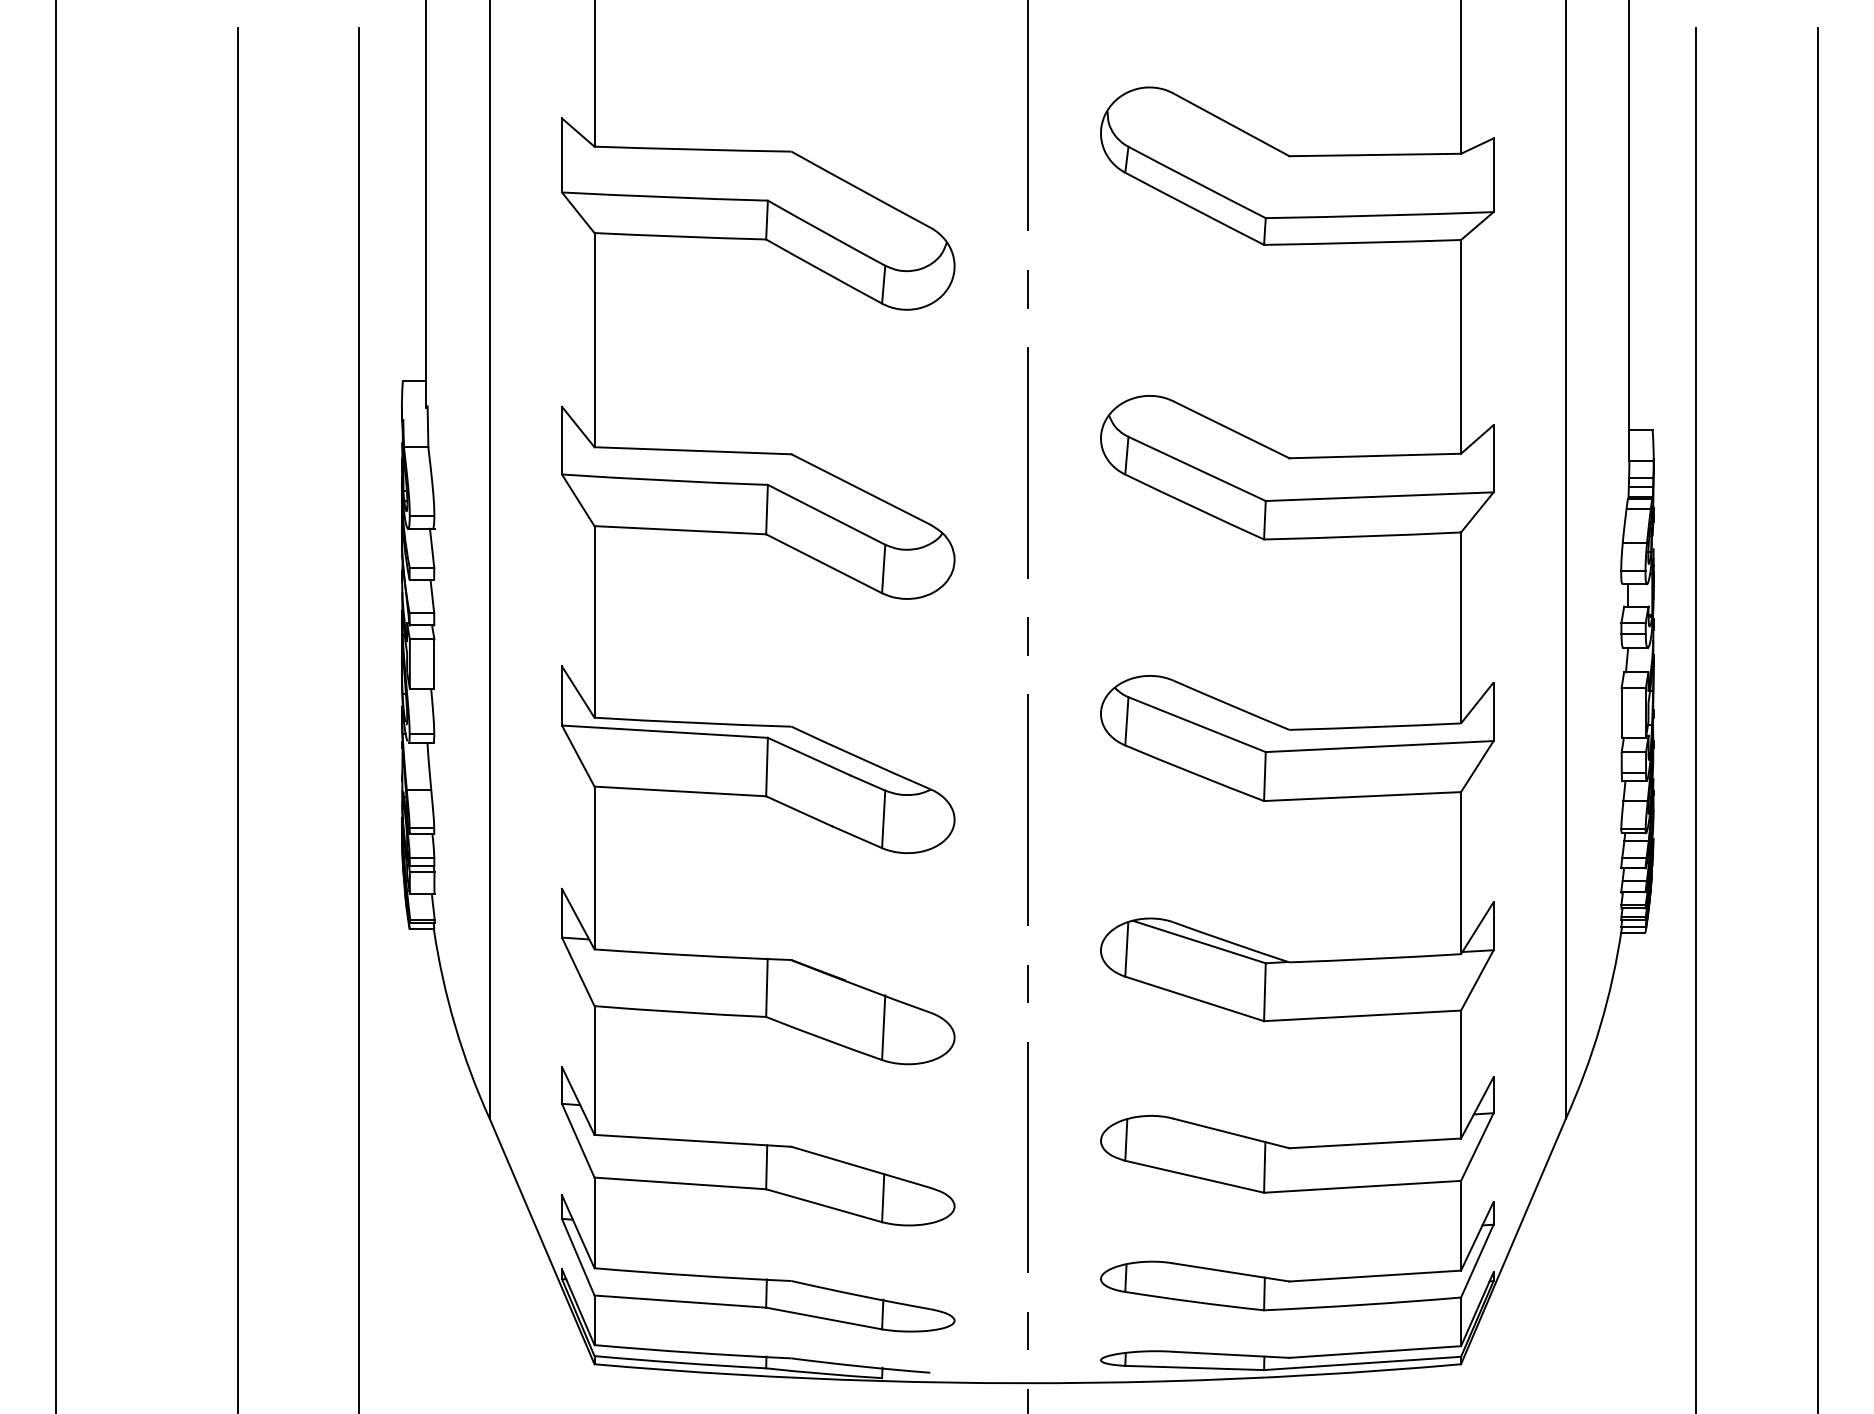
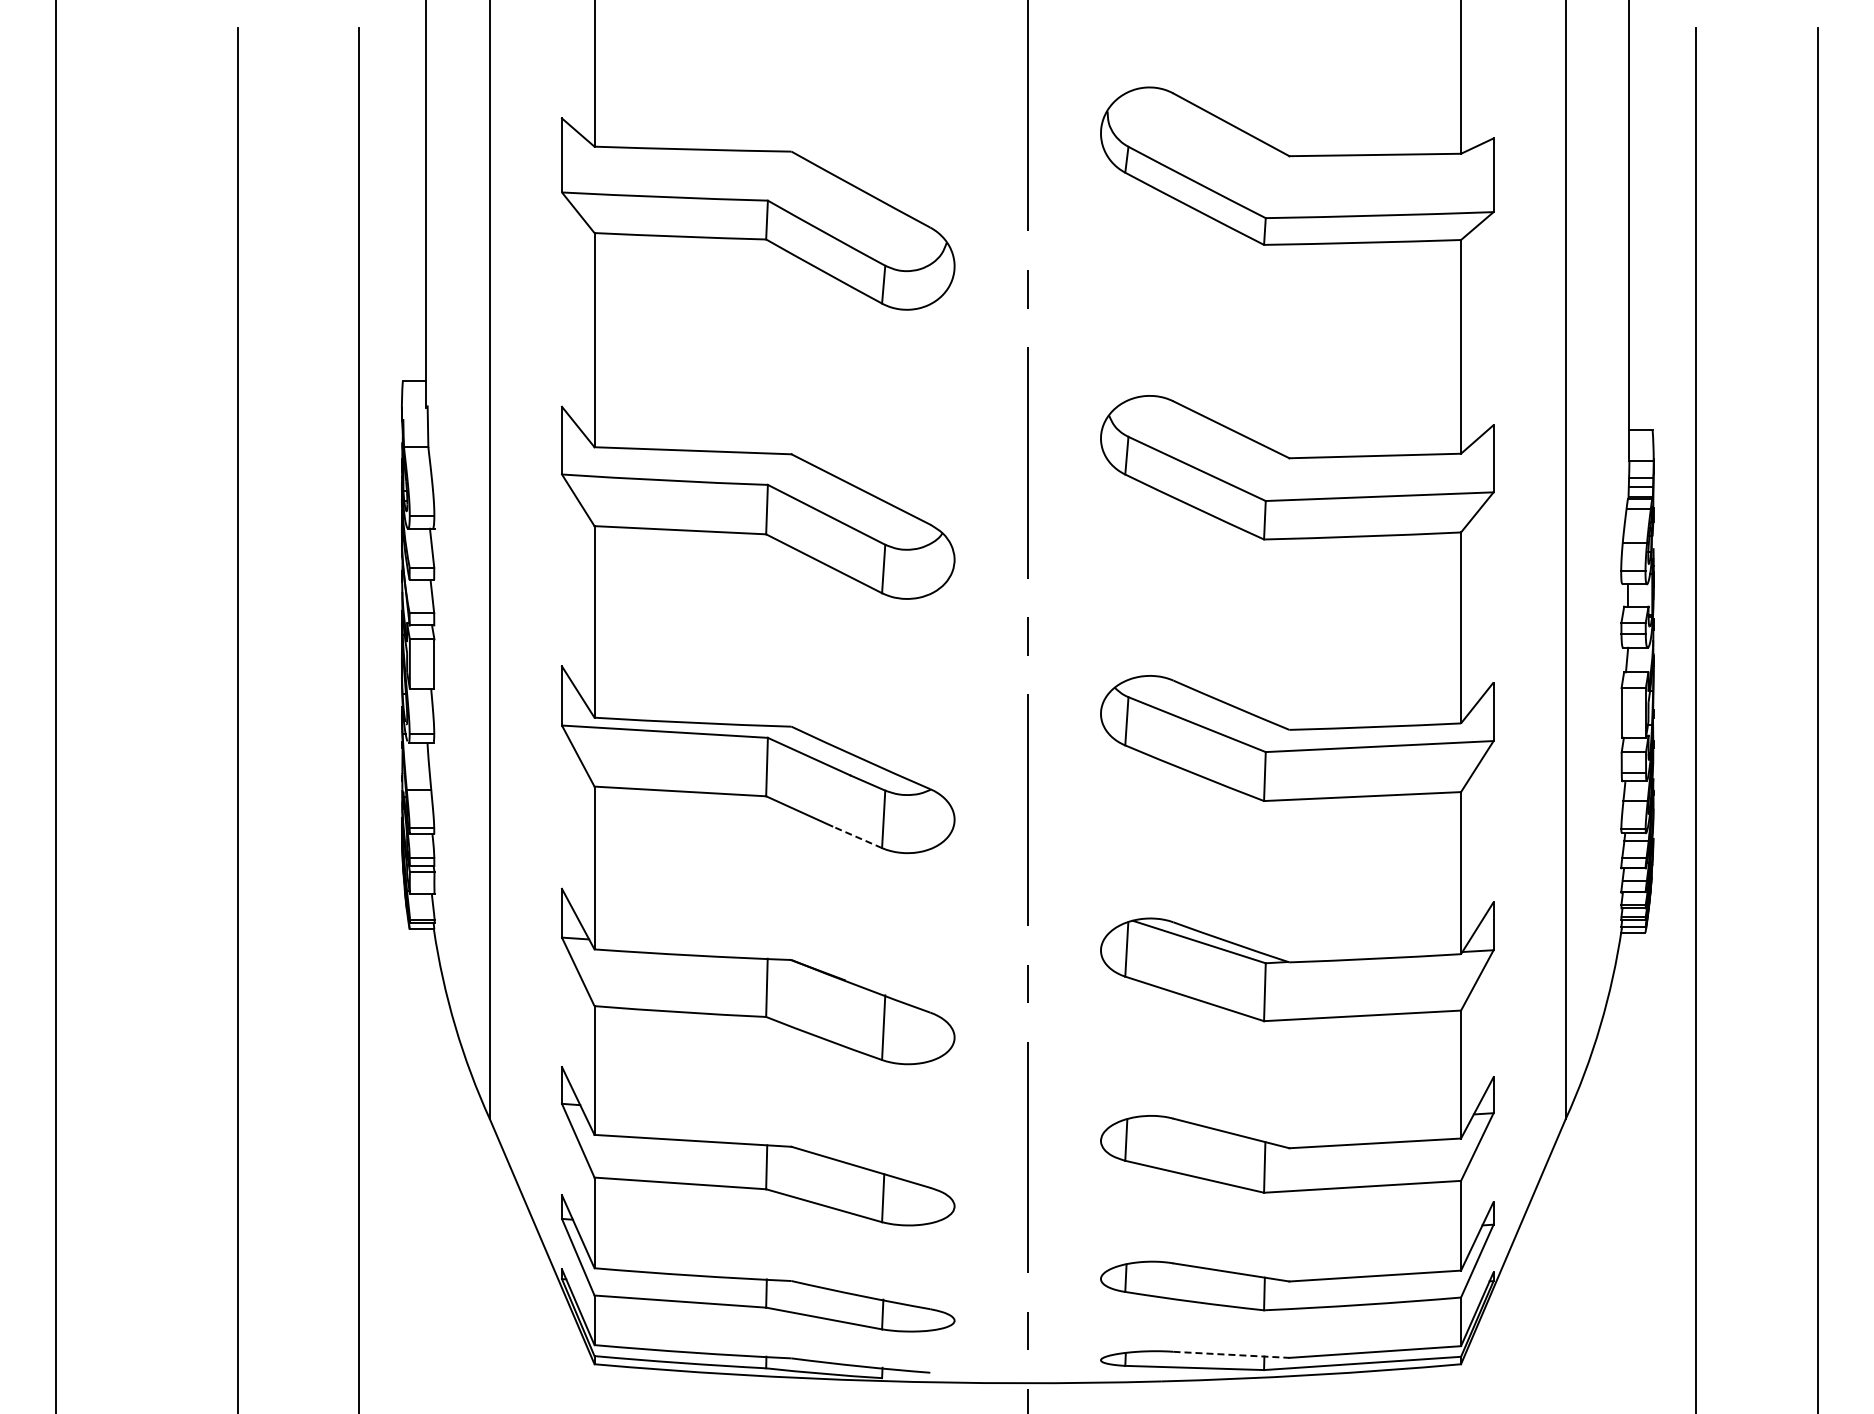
line: solid -> dashed (856, 837)
line: solid -> dashed (1231, 1354)
